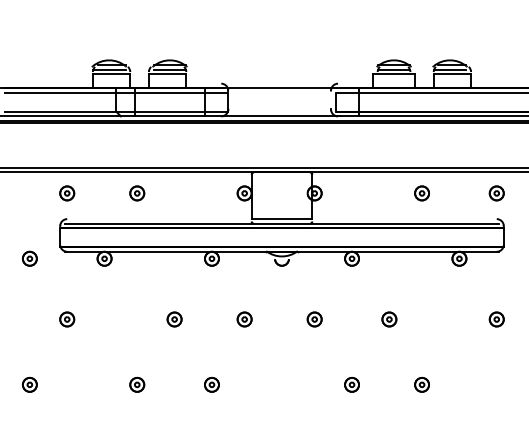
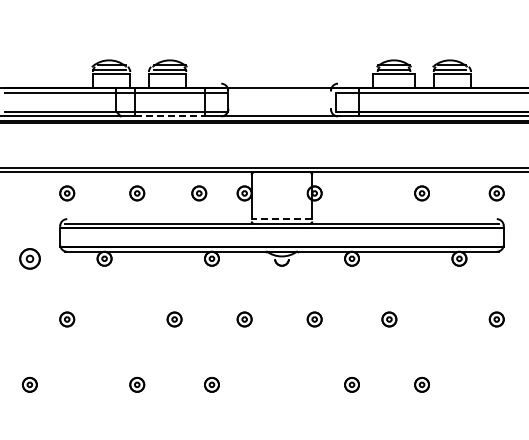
line: solid -> dashed (170, 116)
part: none -> present (199, 193)
line: solid -> dashed (281, 219)
part size: 17x17 px -> 22x22 px (29, 258)
